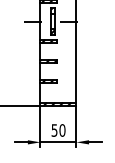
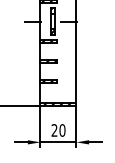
text: 50 -> 20 (54, 130)
